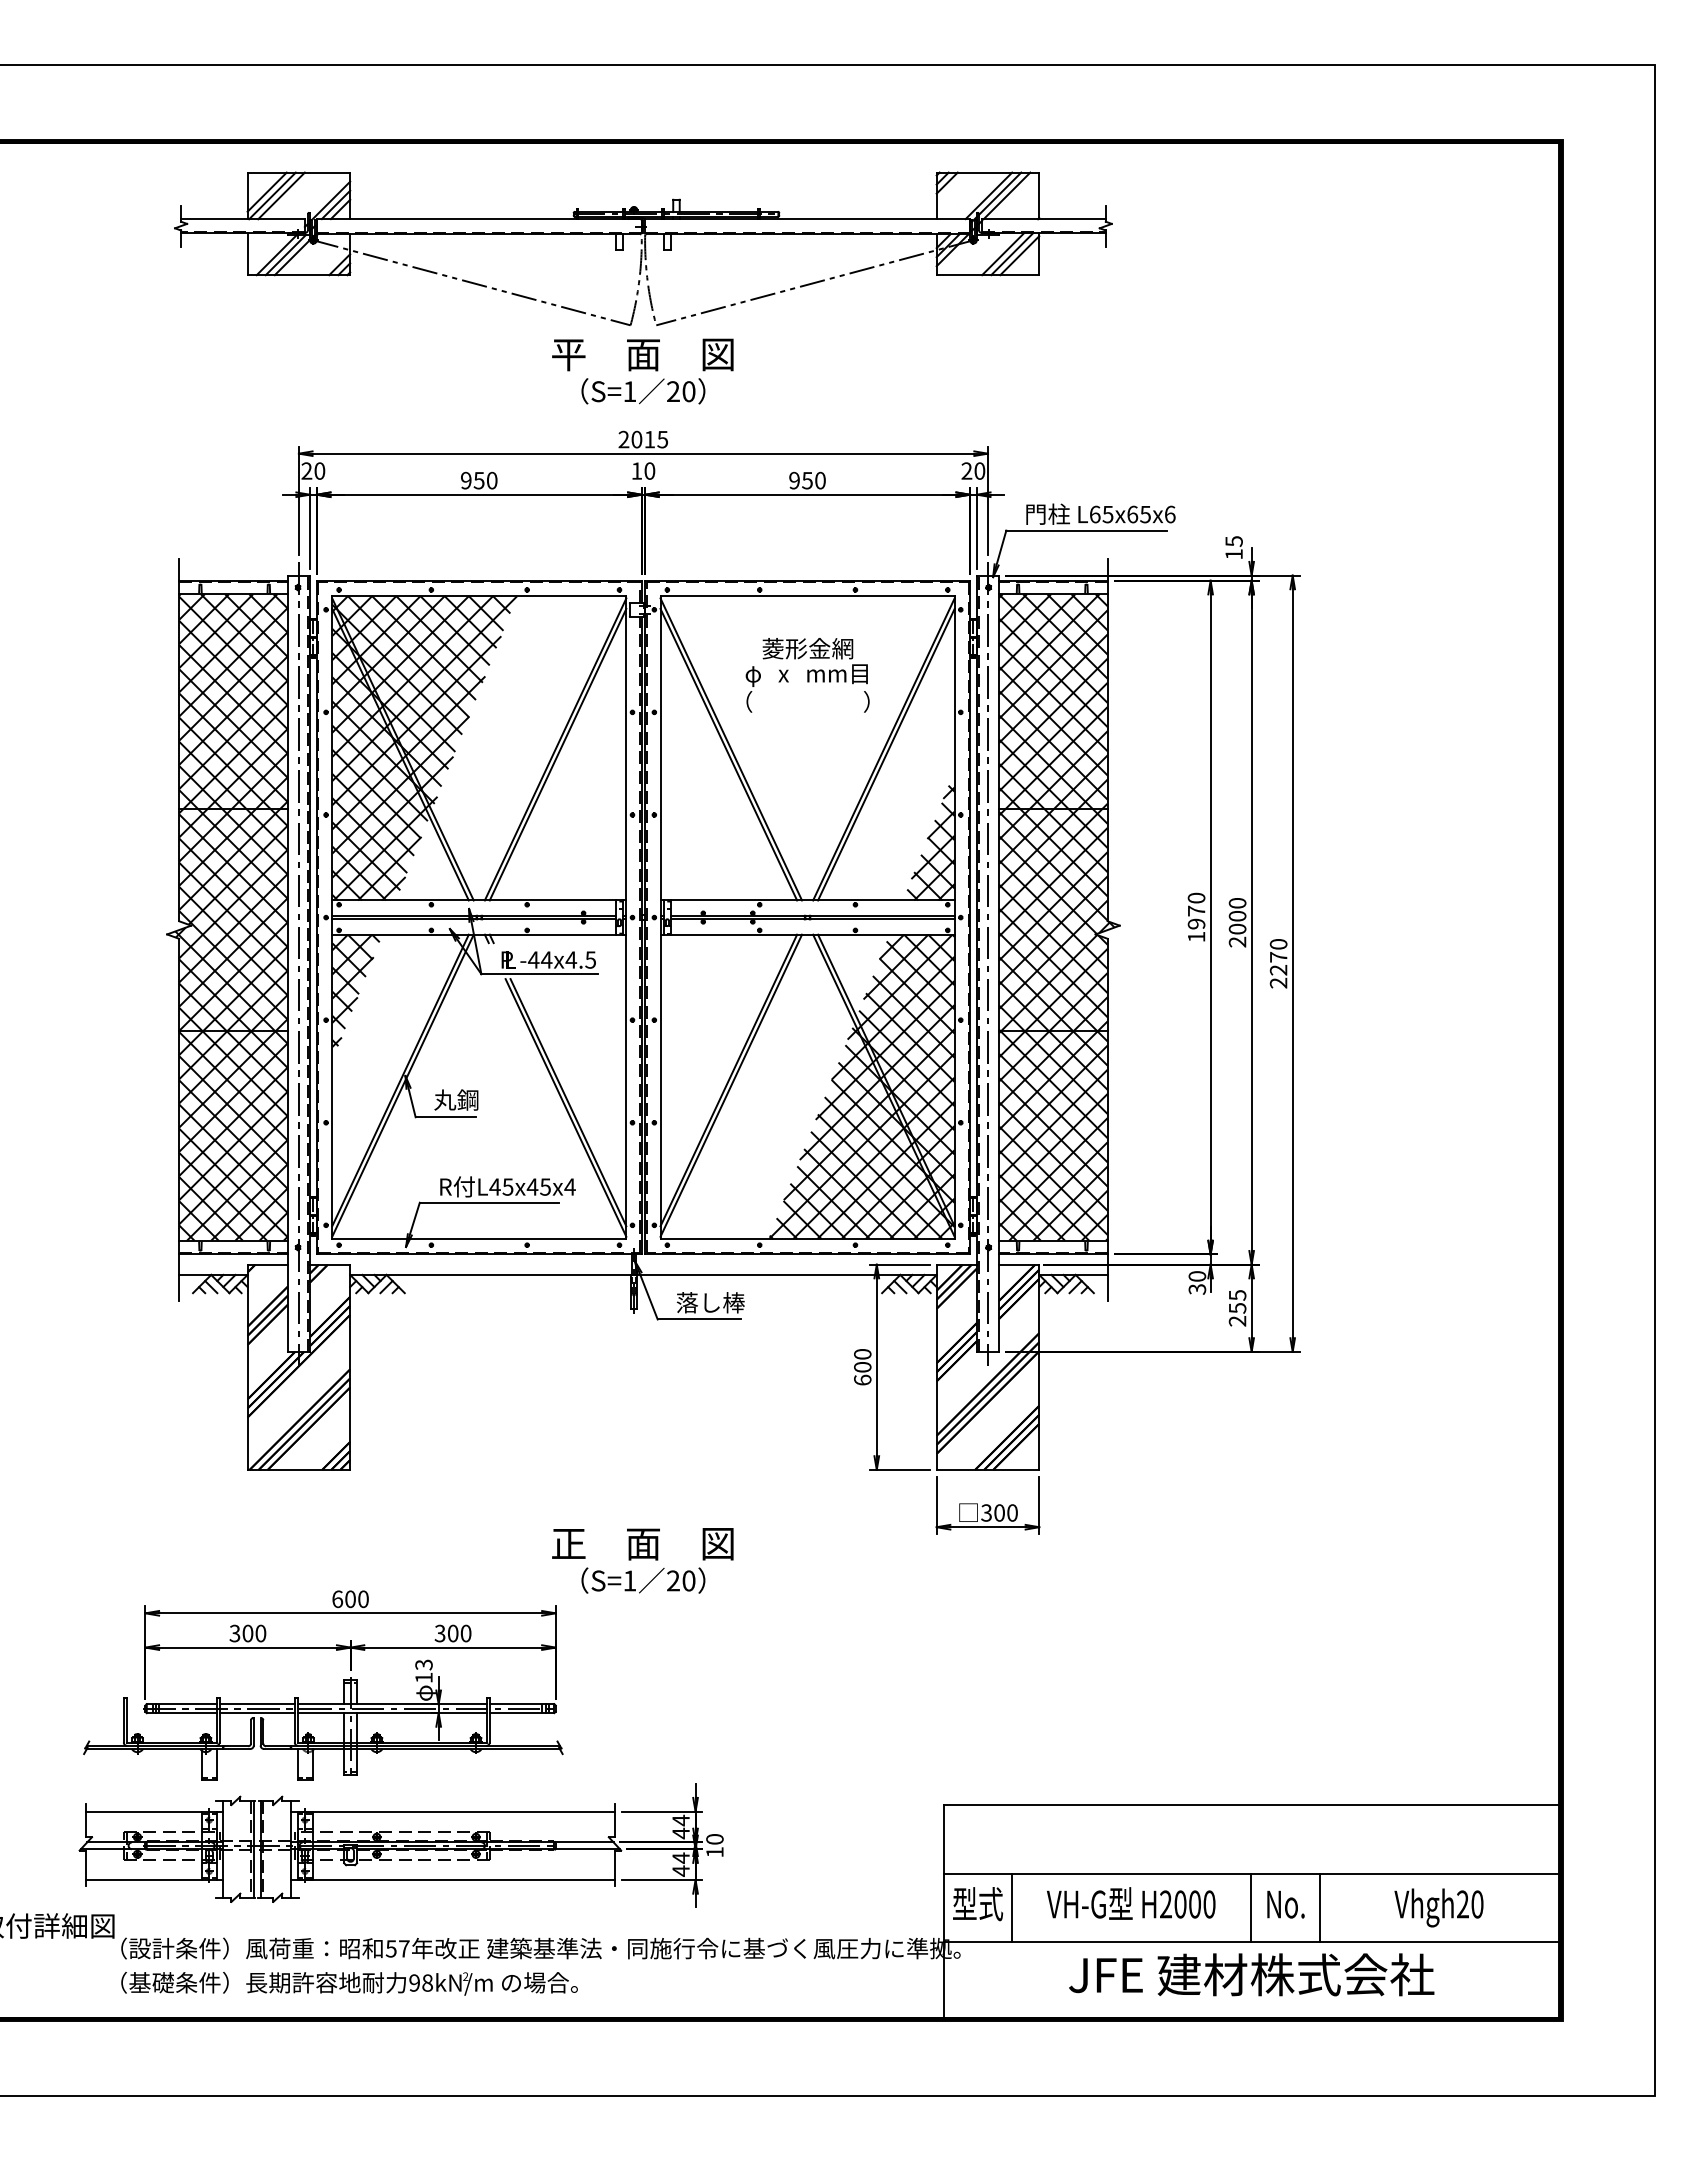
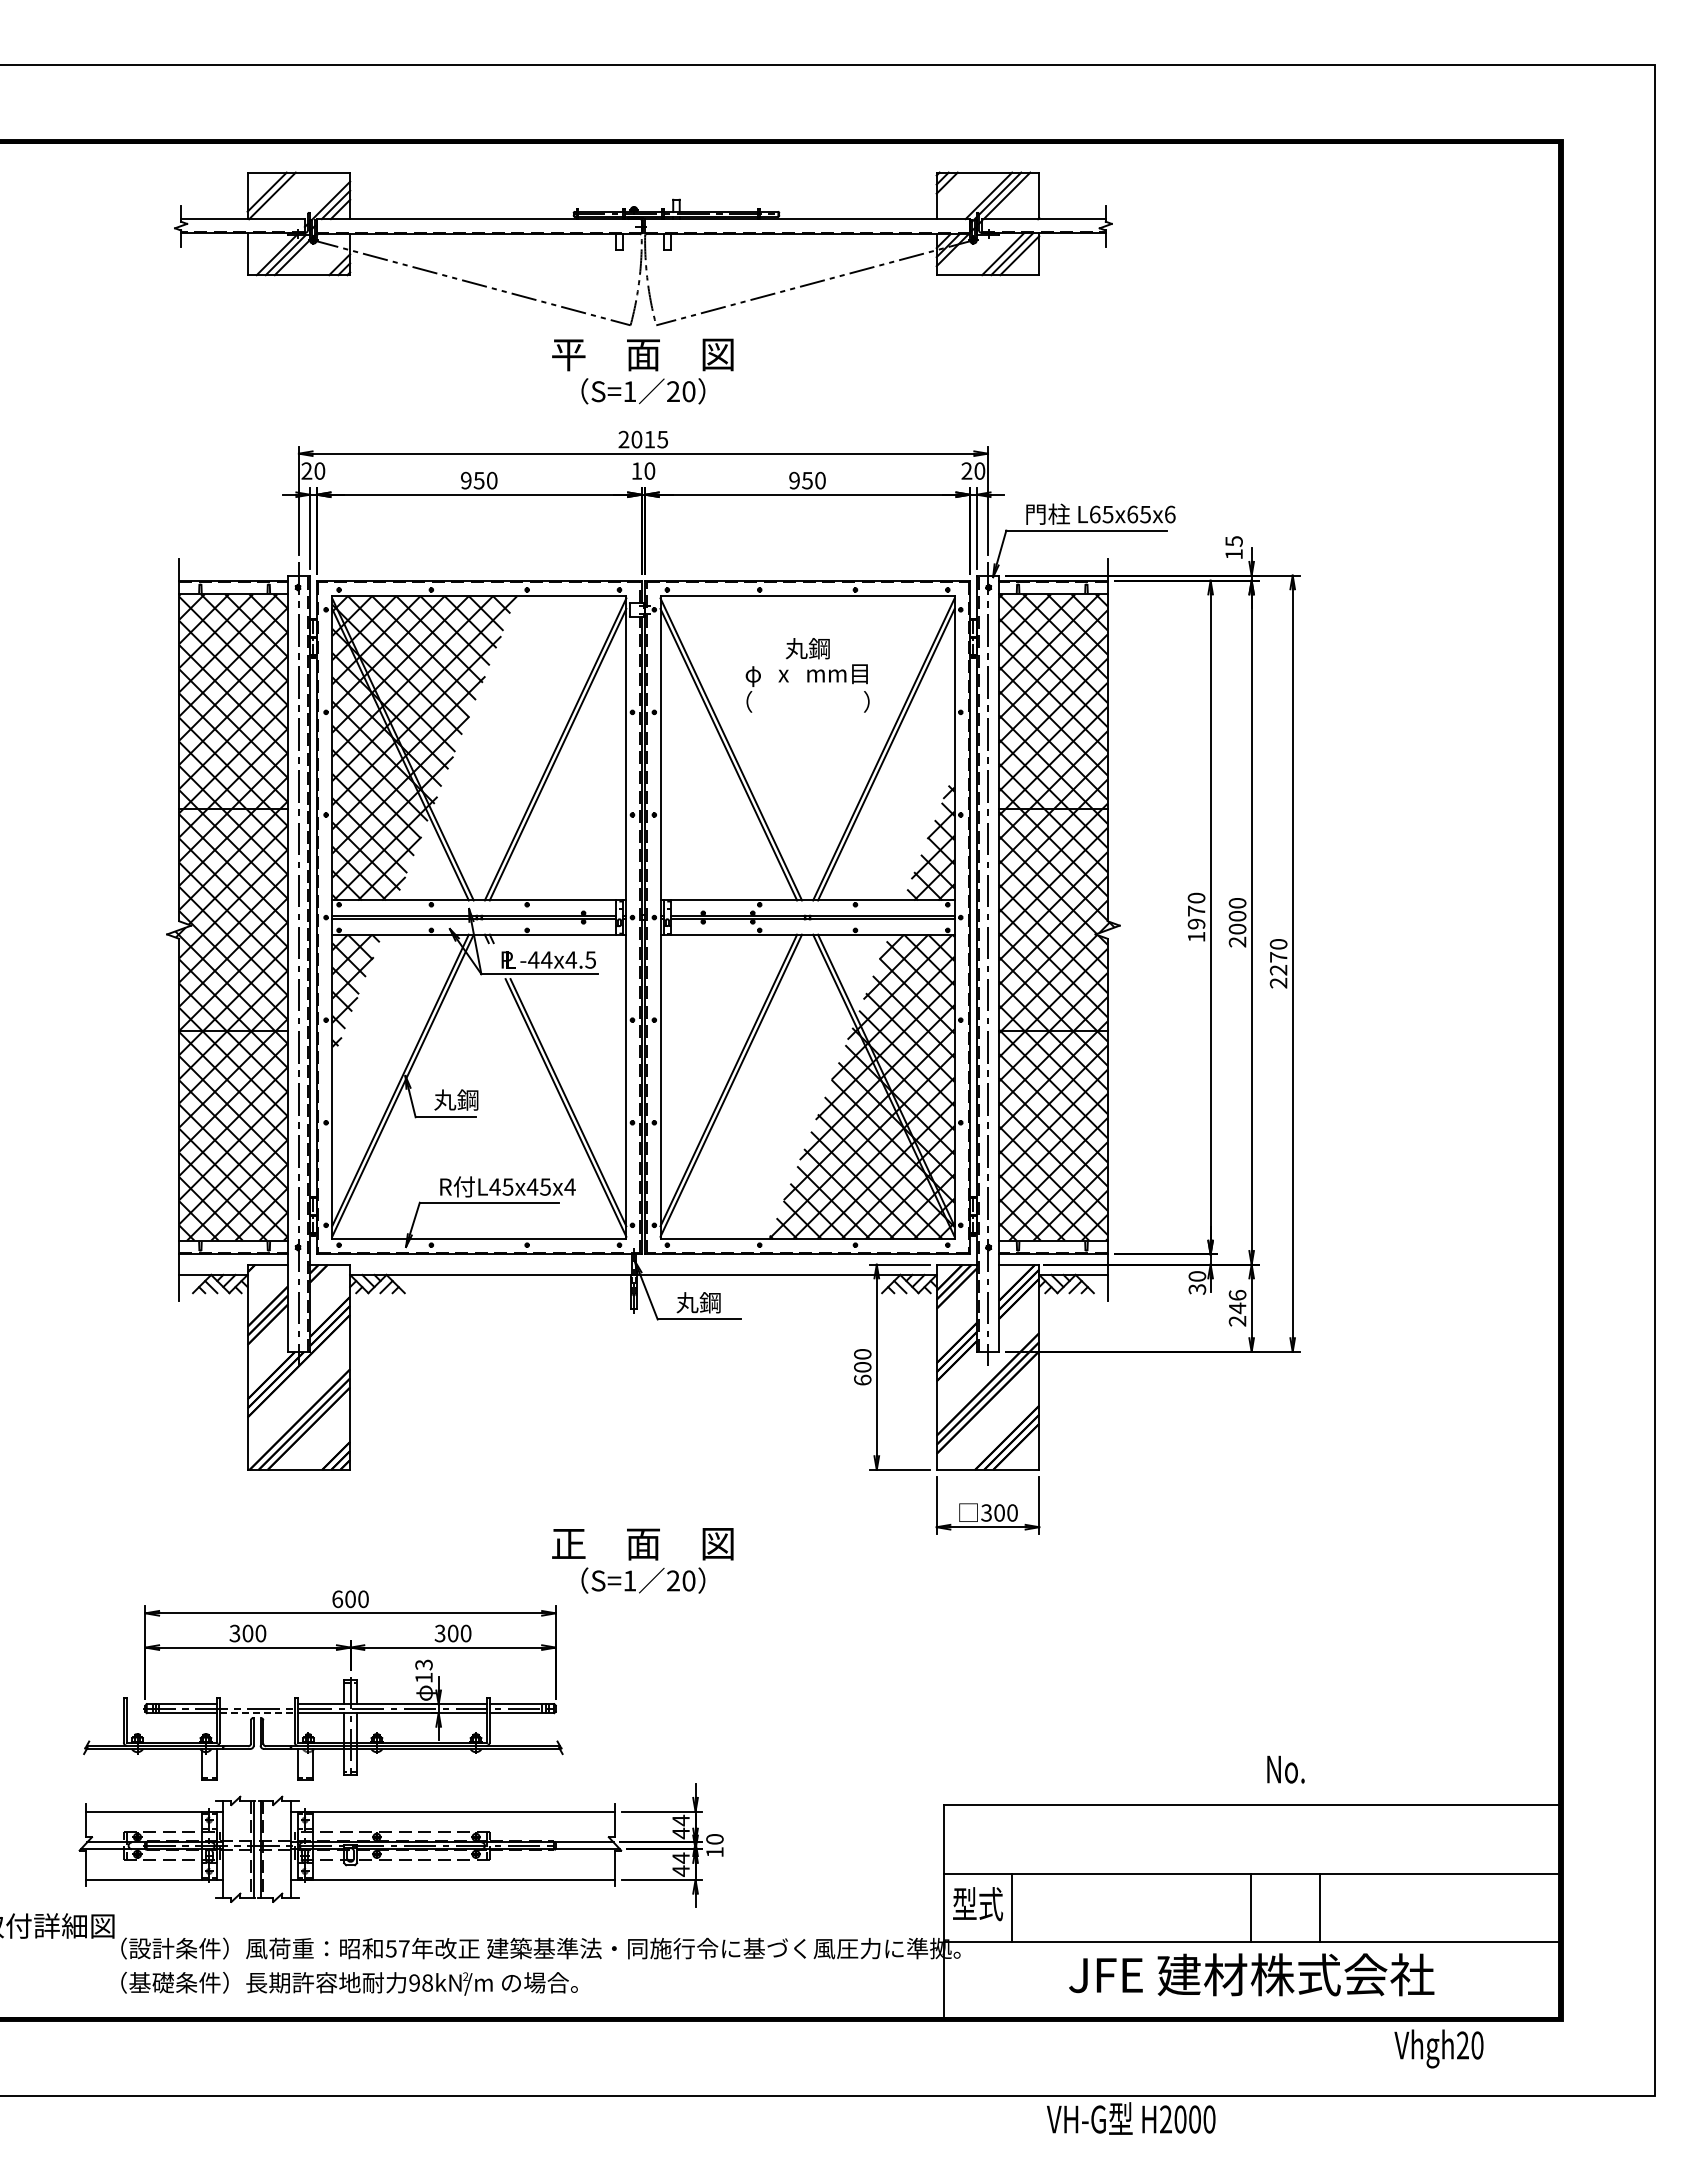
line: present -> none (281, 195)
text: 菱形金網 -> 丸鋼 (807, 648)
text: 255 -> 246 (1237, 1301)
text: 落し棒 -> 丸鋼 (710, 1302)
line: present -> none (256, 1704)
line: solid -> dashed (257, 1713)
text position: (1131, 1903) -> (1131, 2118) (1131, 2118)
text position: (1285, 1904) -> (1285, 1769) (1285, 1769)
text position: (1438, 1907) -> (1438, 2048) (1438, 2048)
